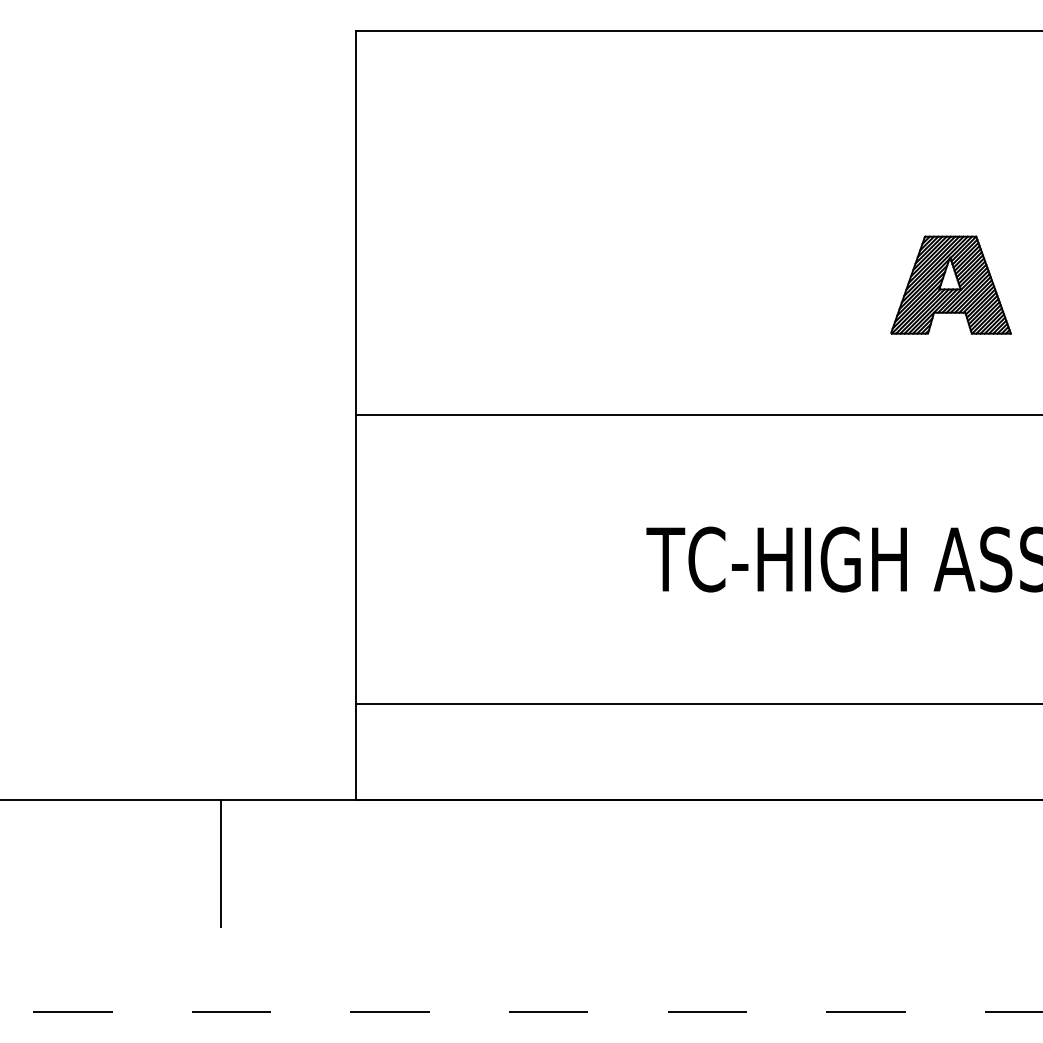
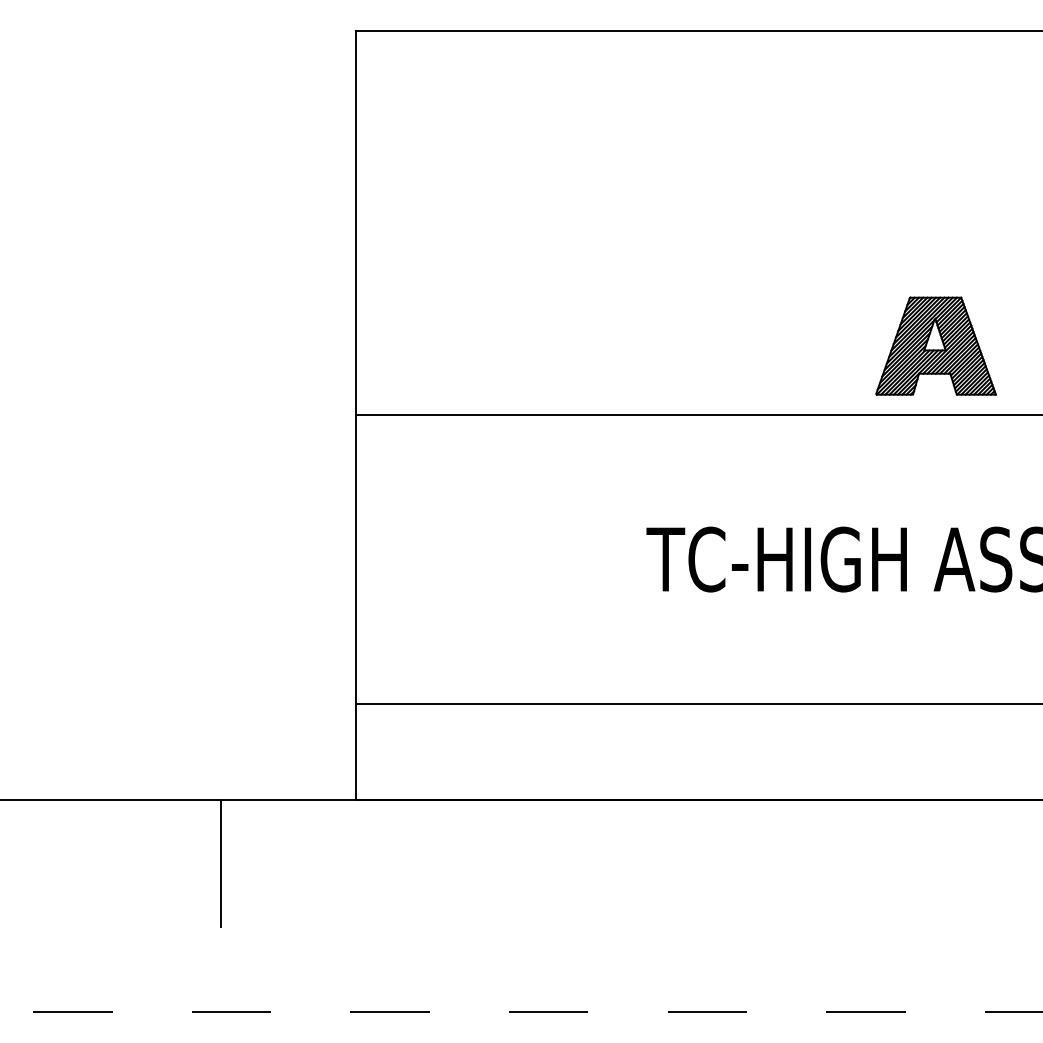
part position: (950, 284) -> (935, 345) (935, 345)
